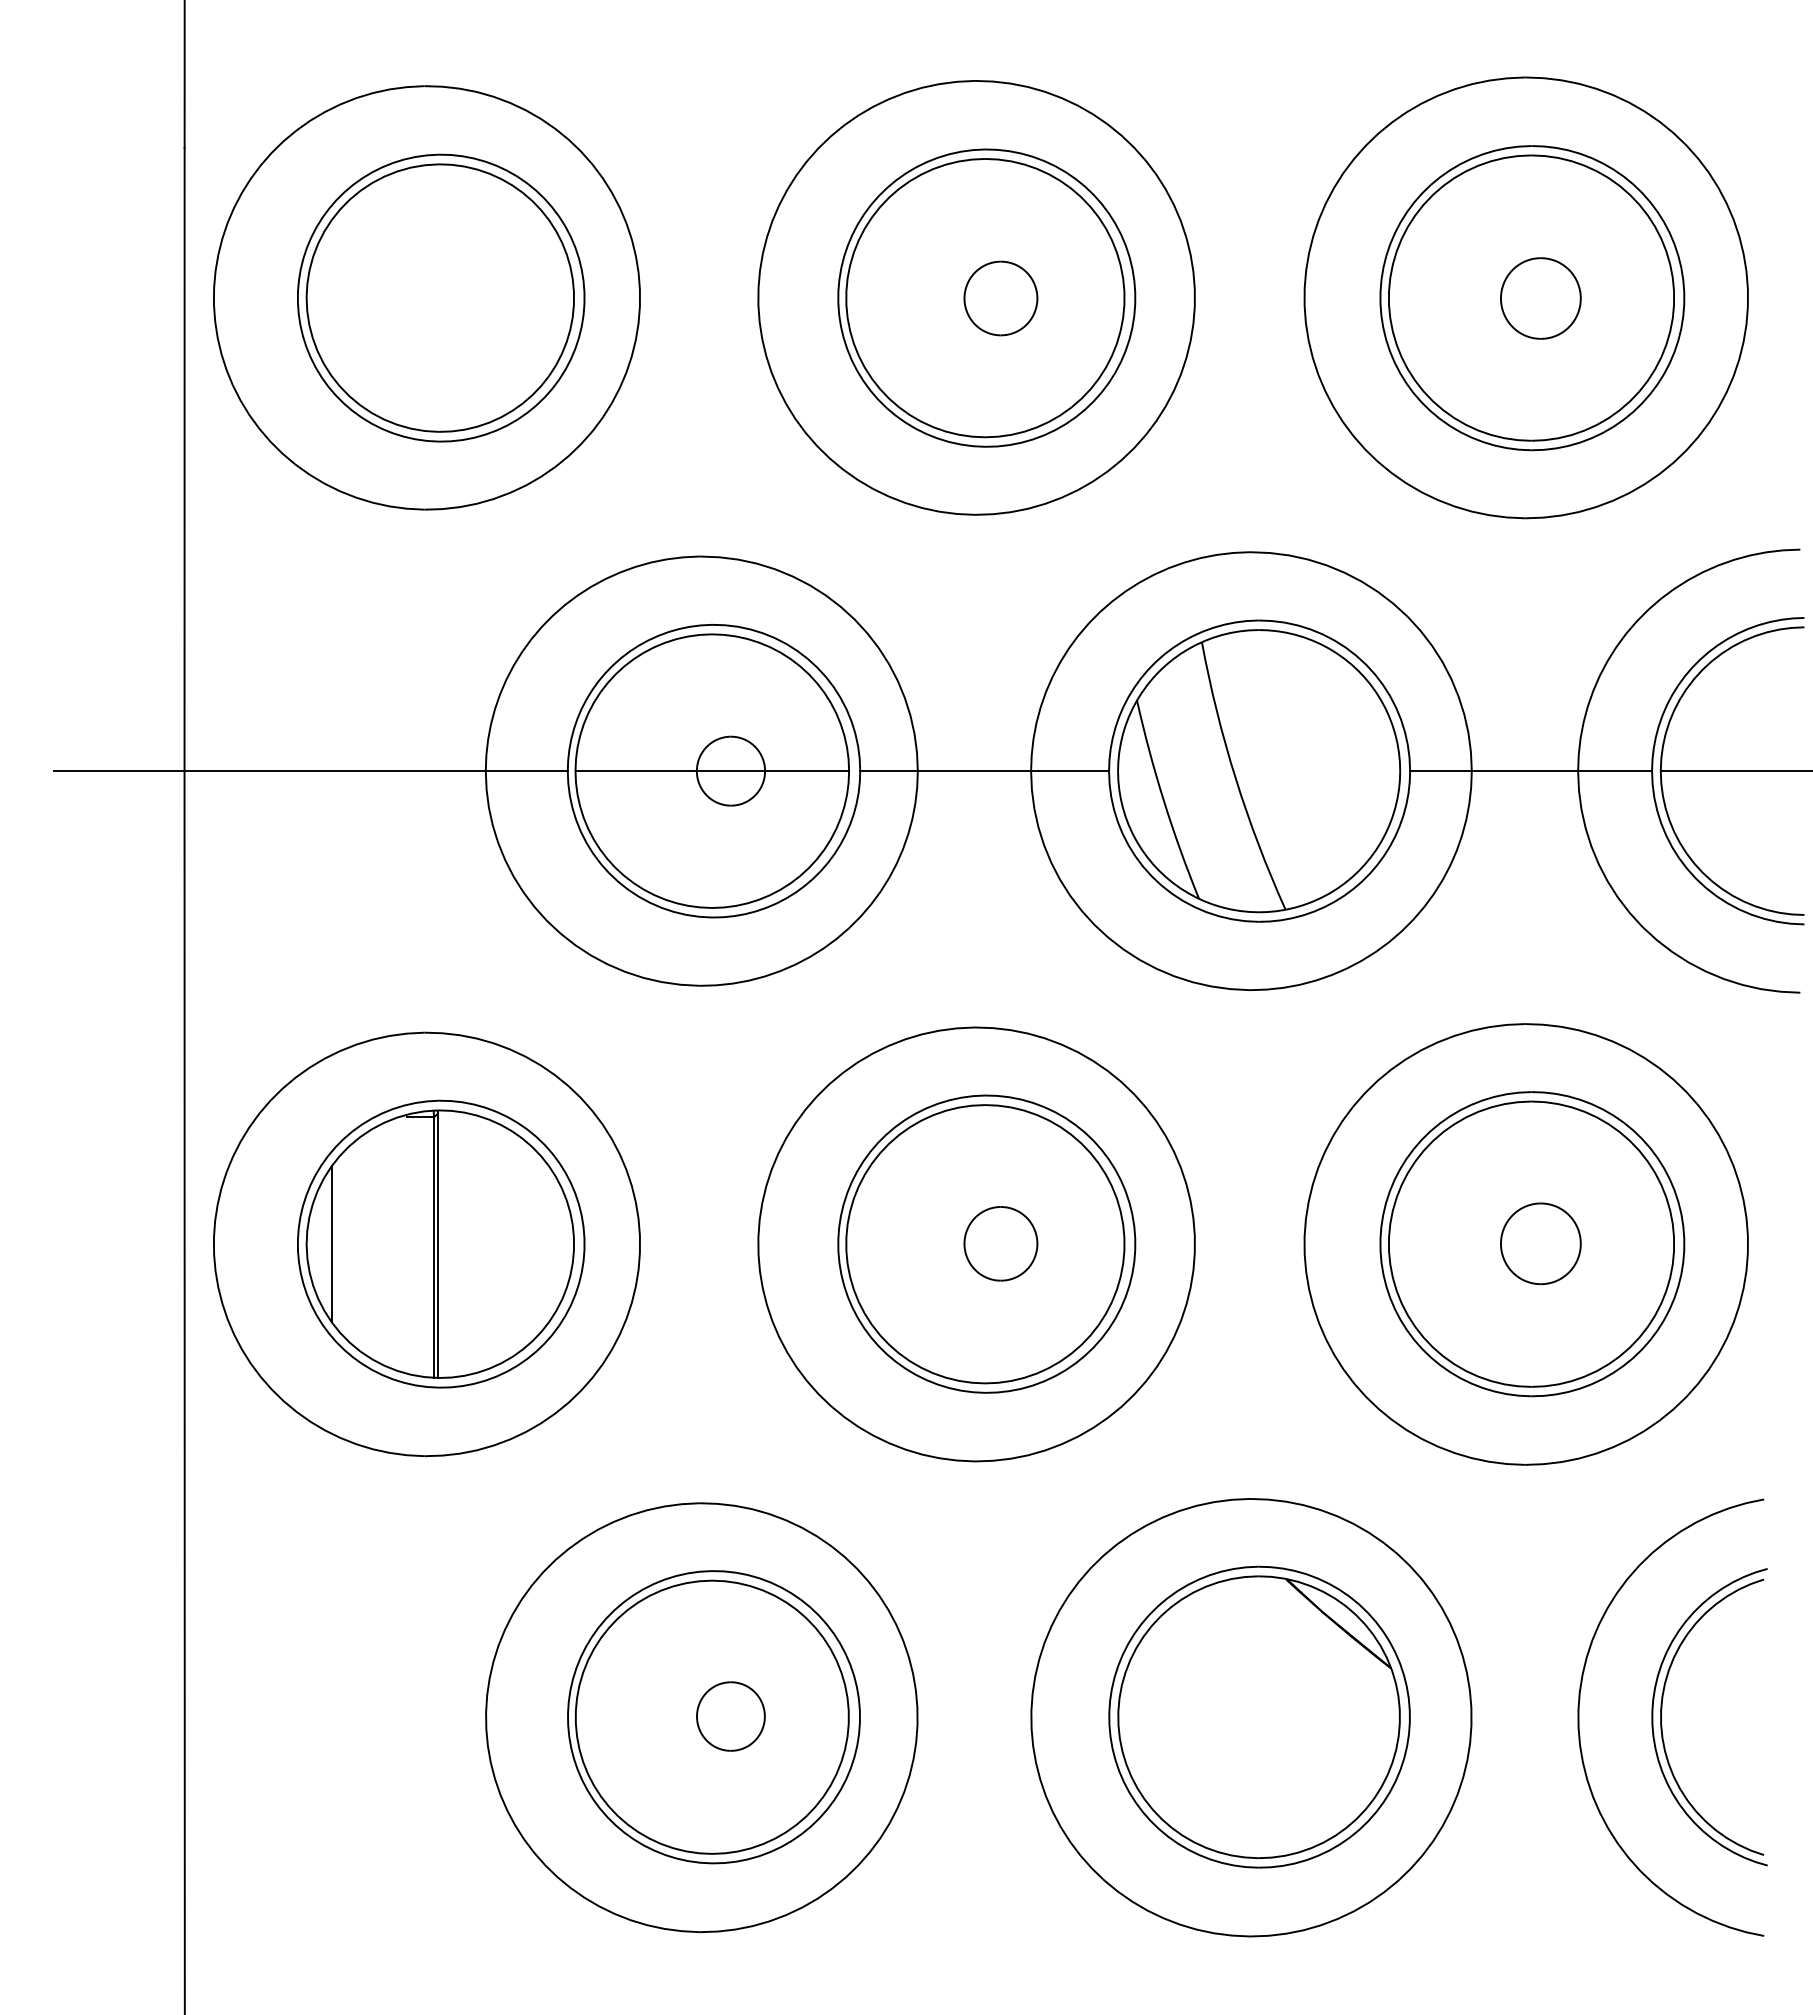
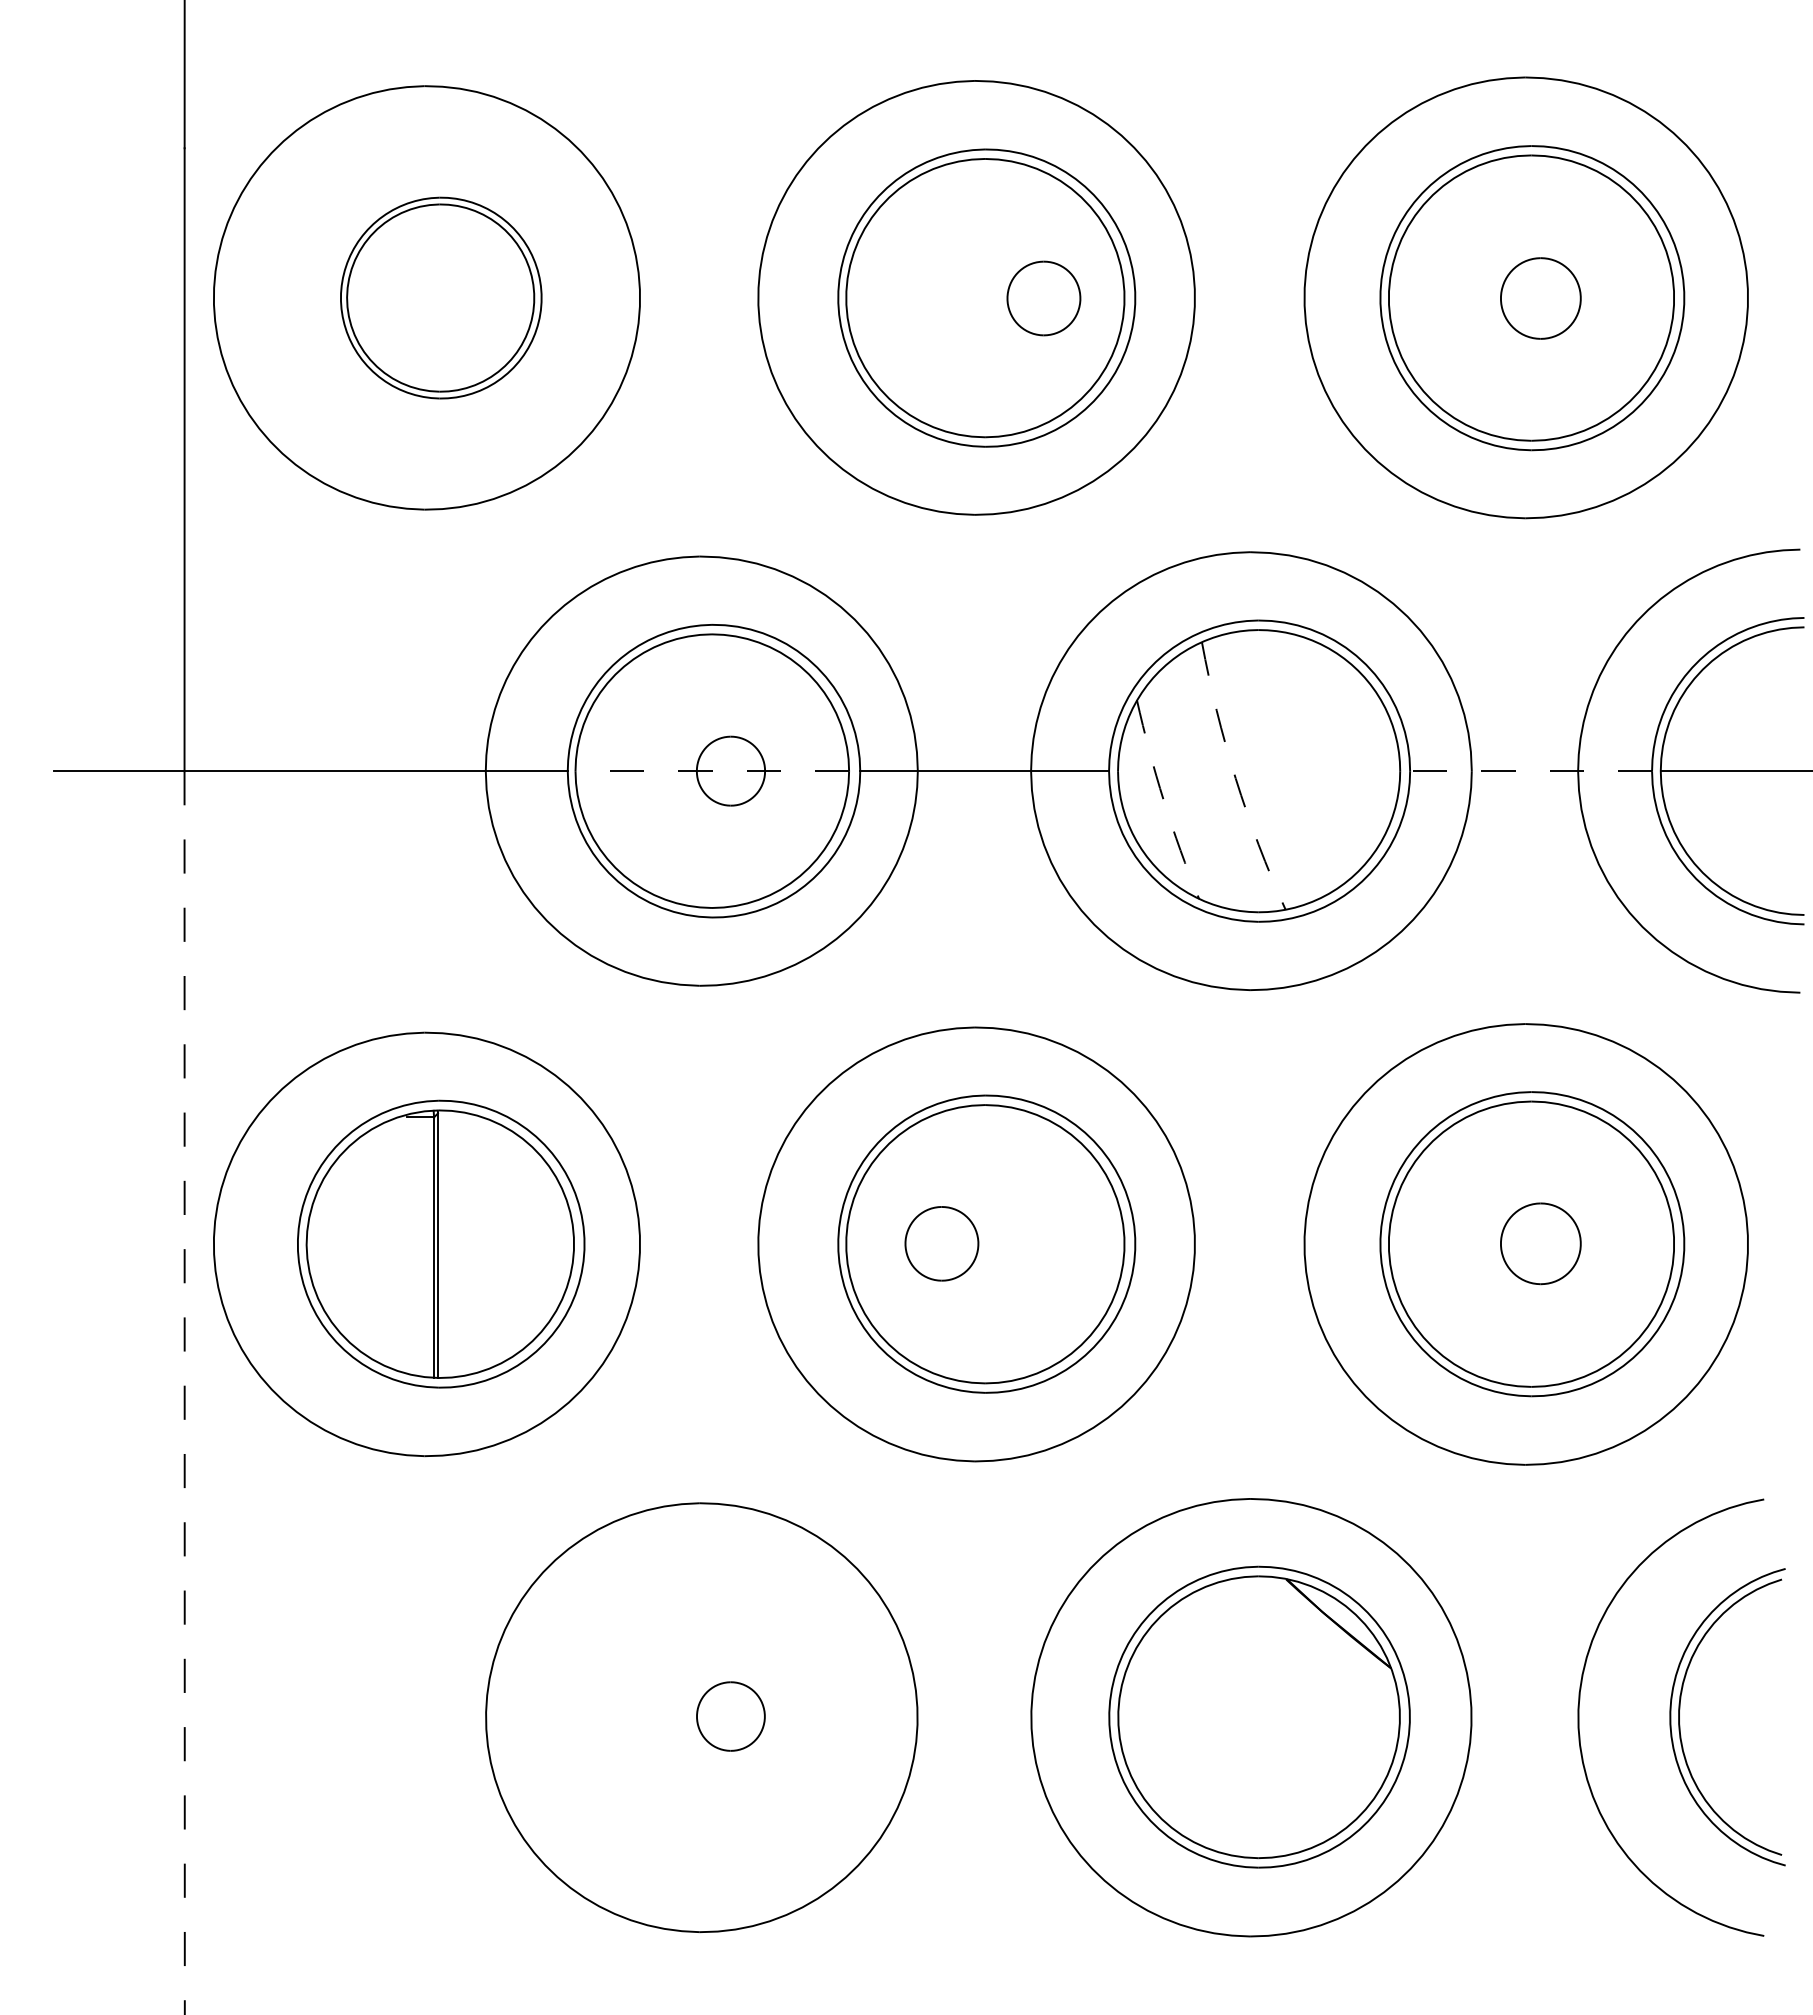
part size: 289x290 px -> 203x204 px (441, 297)
part position: (1000, 298) -> (1043, 298) (1043, 298)
line: solid -> dashed (712, 771)
line: solid -> dashed (1531, 771)
arc: solid -> dashed (1235, 778)
arc: solid -> dashed (1163, 800)
part position: (1000, 1243) -> (941, 1243) (941, 1243)
line: present -> none (331, 1244)
line: solid -> dashed (184, 1392)
part: present -> none (713, 1717)
part position: (1662, 1724) -> (1680, 1724) (1680, 1724)
